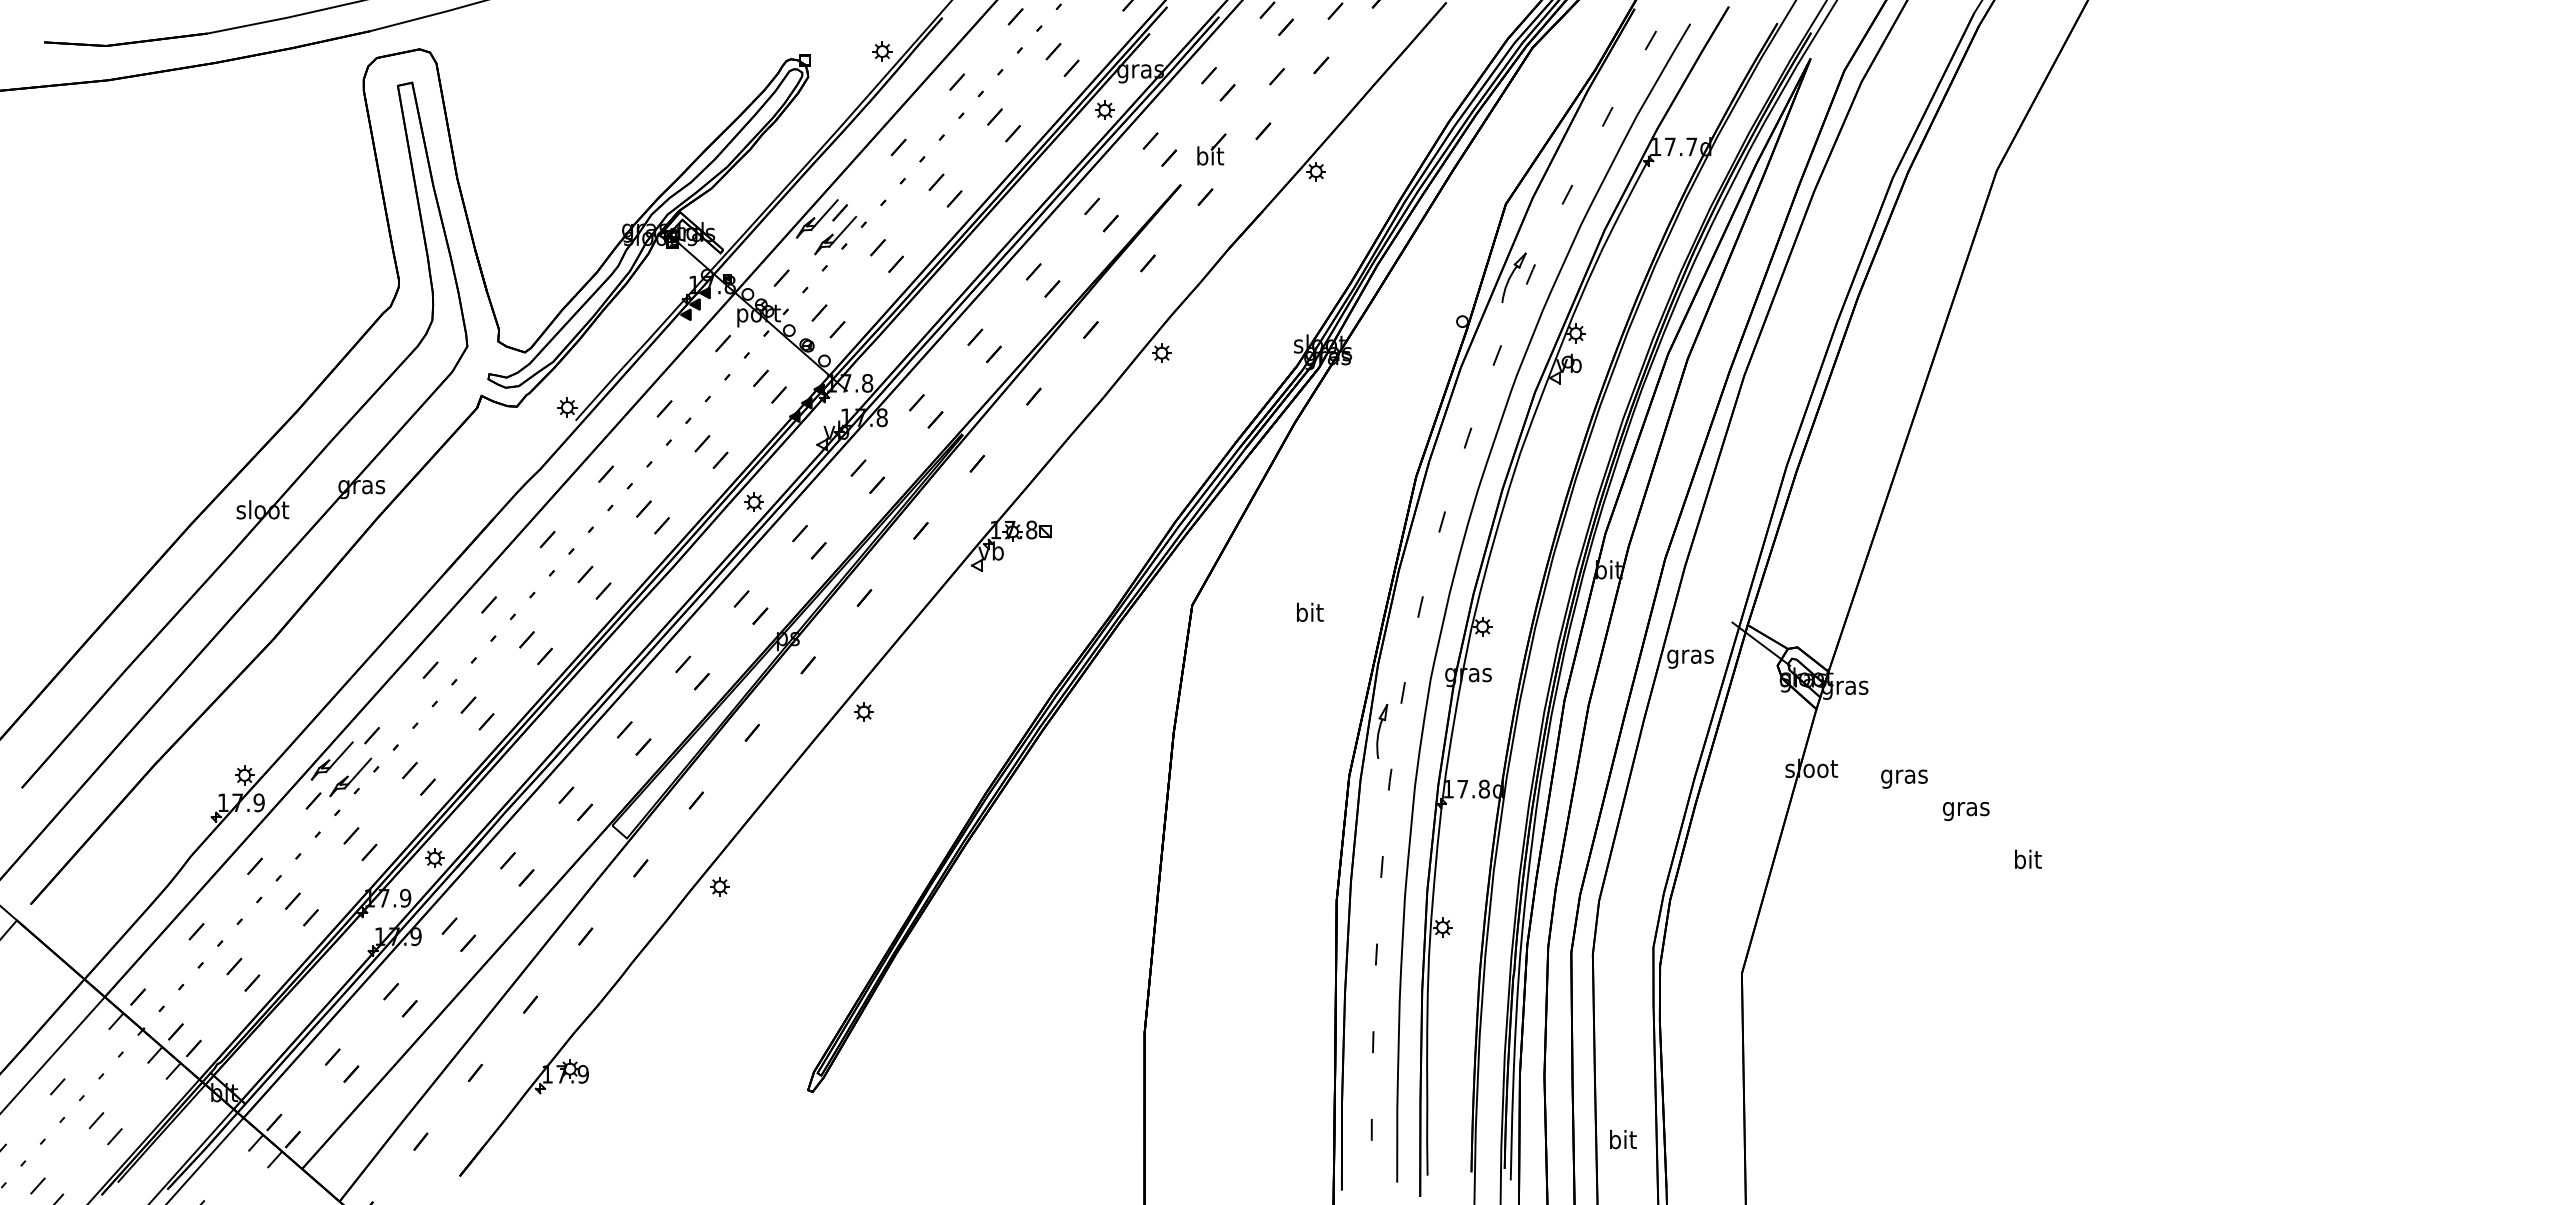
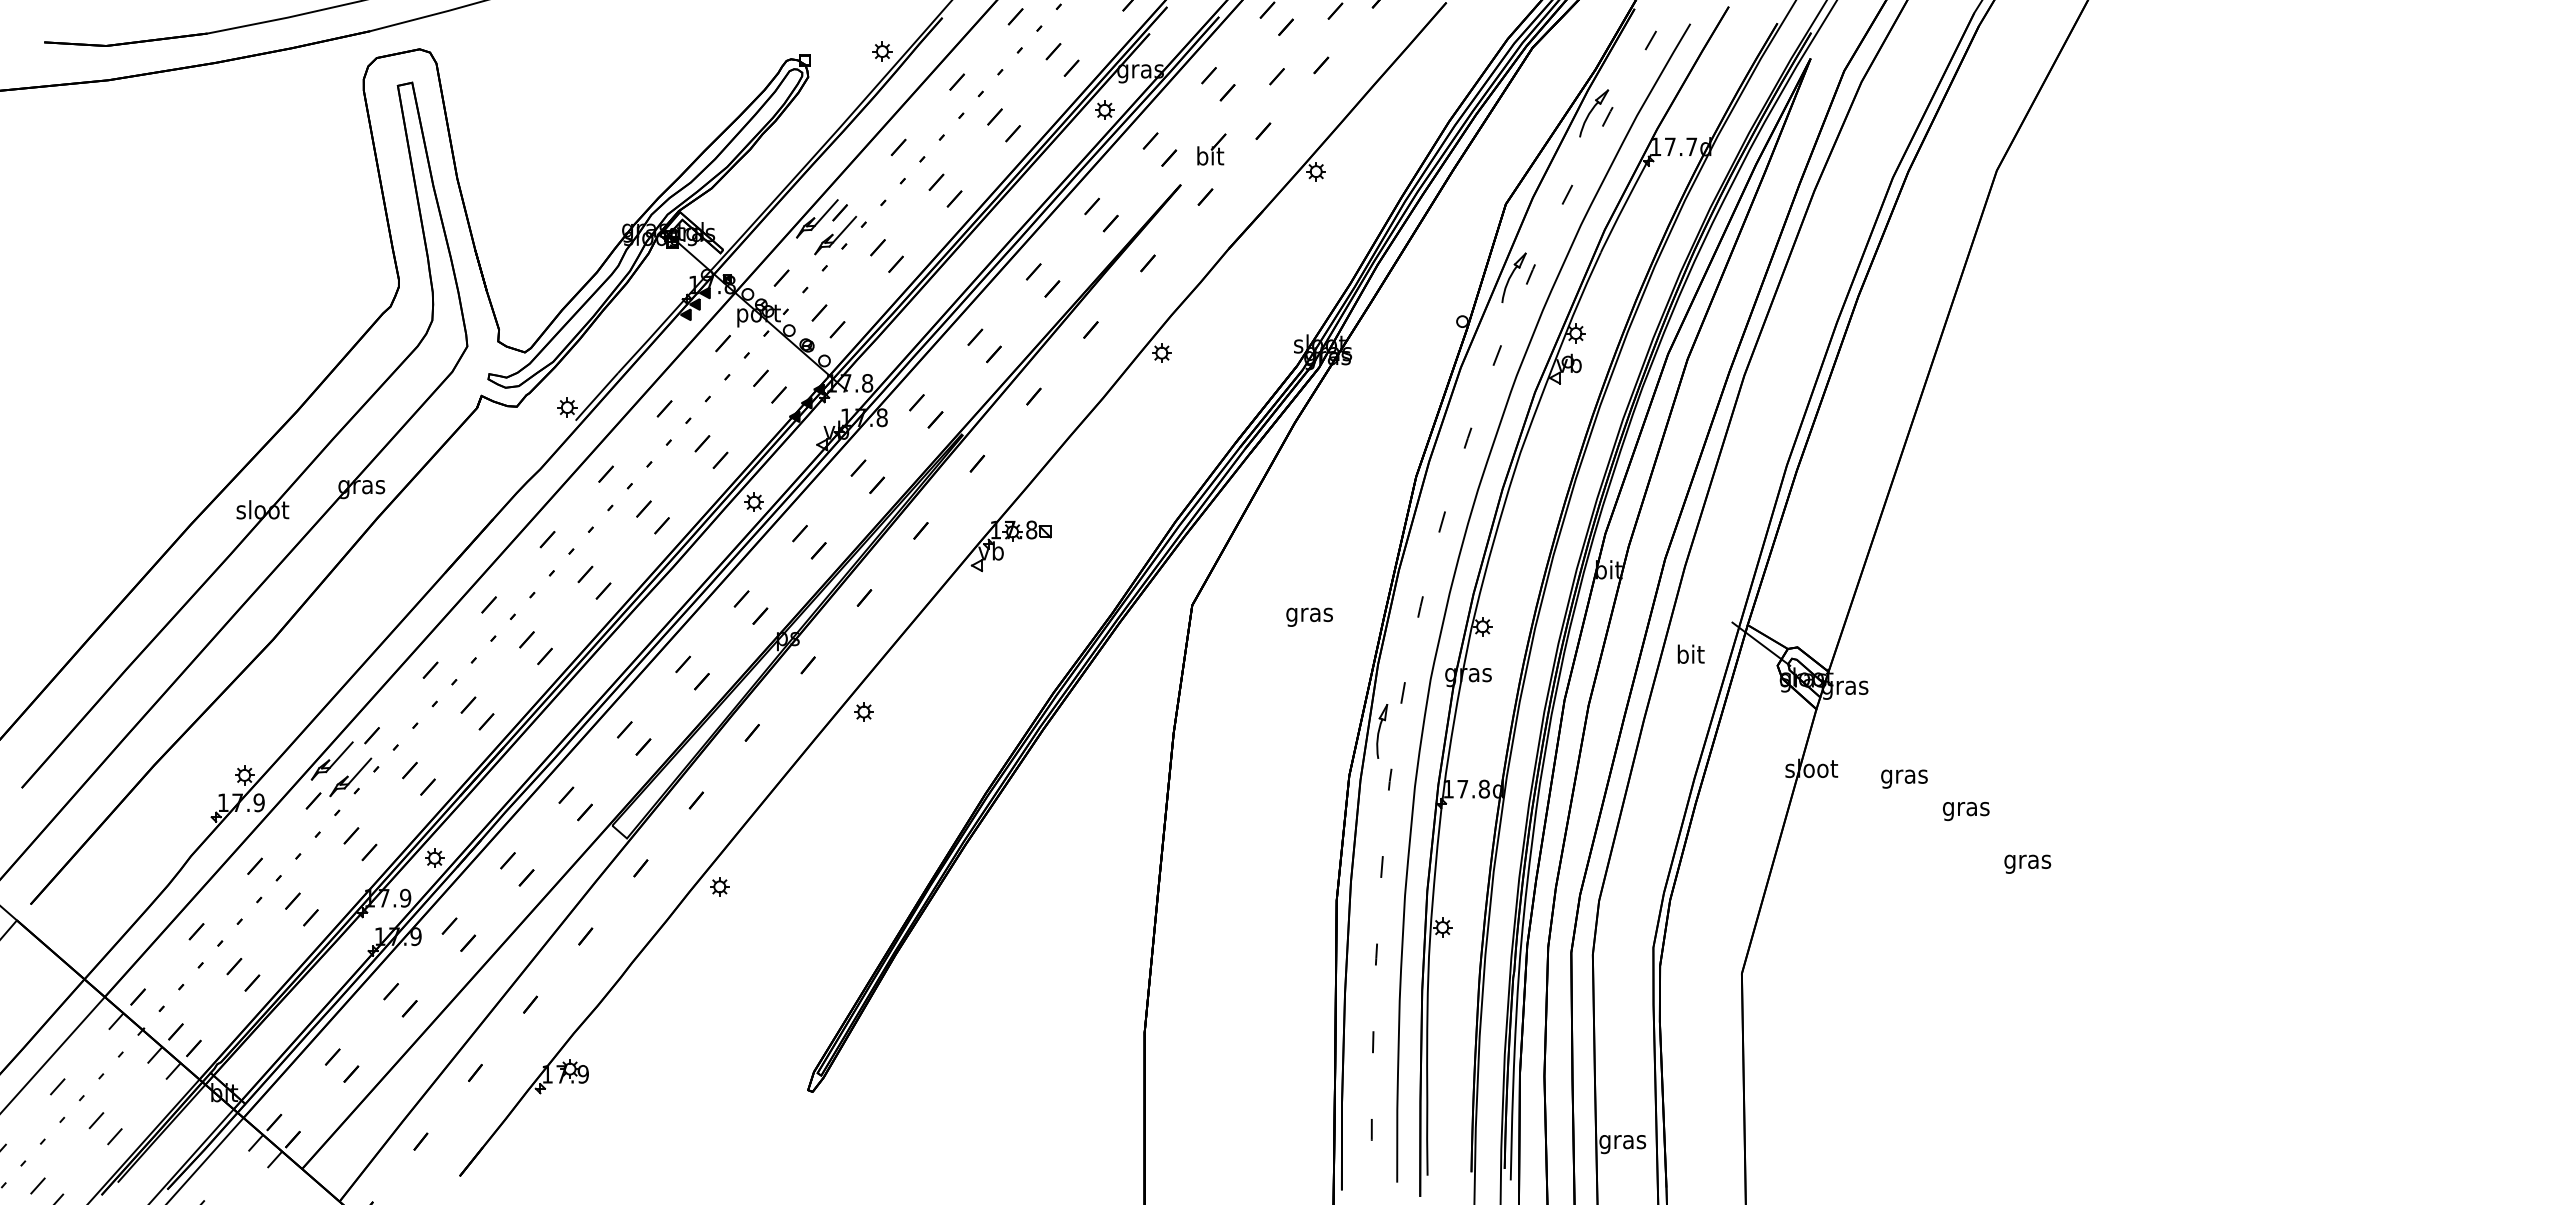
part: none -> present (1594, 113)
text: bit -> gras (1309, 614)
text: gras -> bit (1690, 656)
text: bit -> gras (2027, 861)
text: bit -> gras (1622, 1142)
